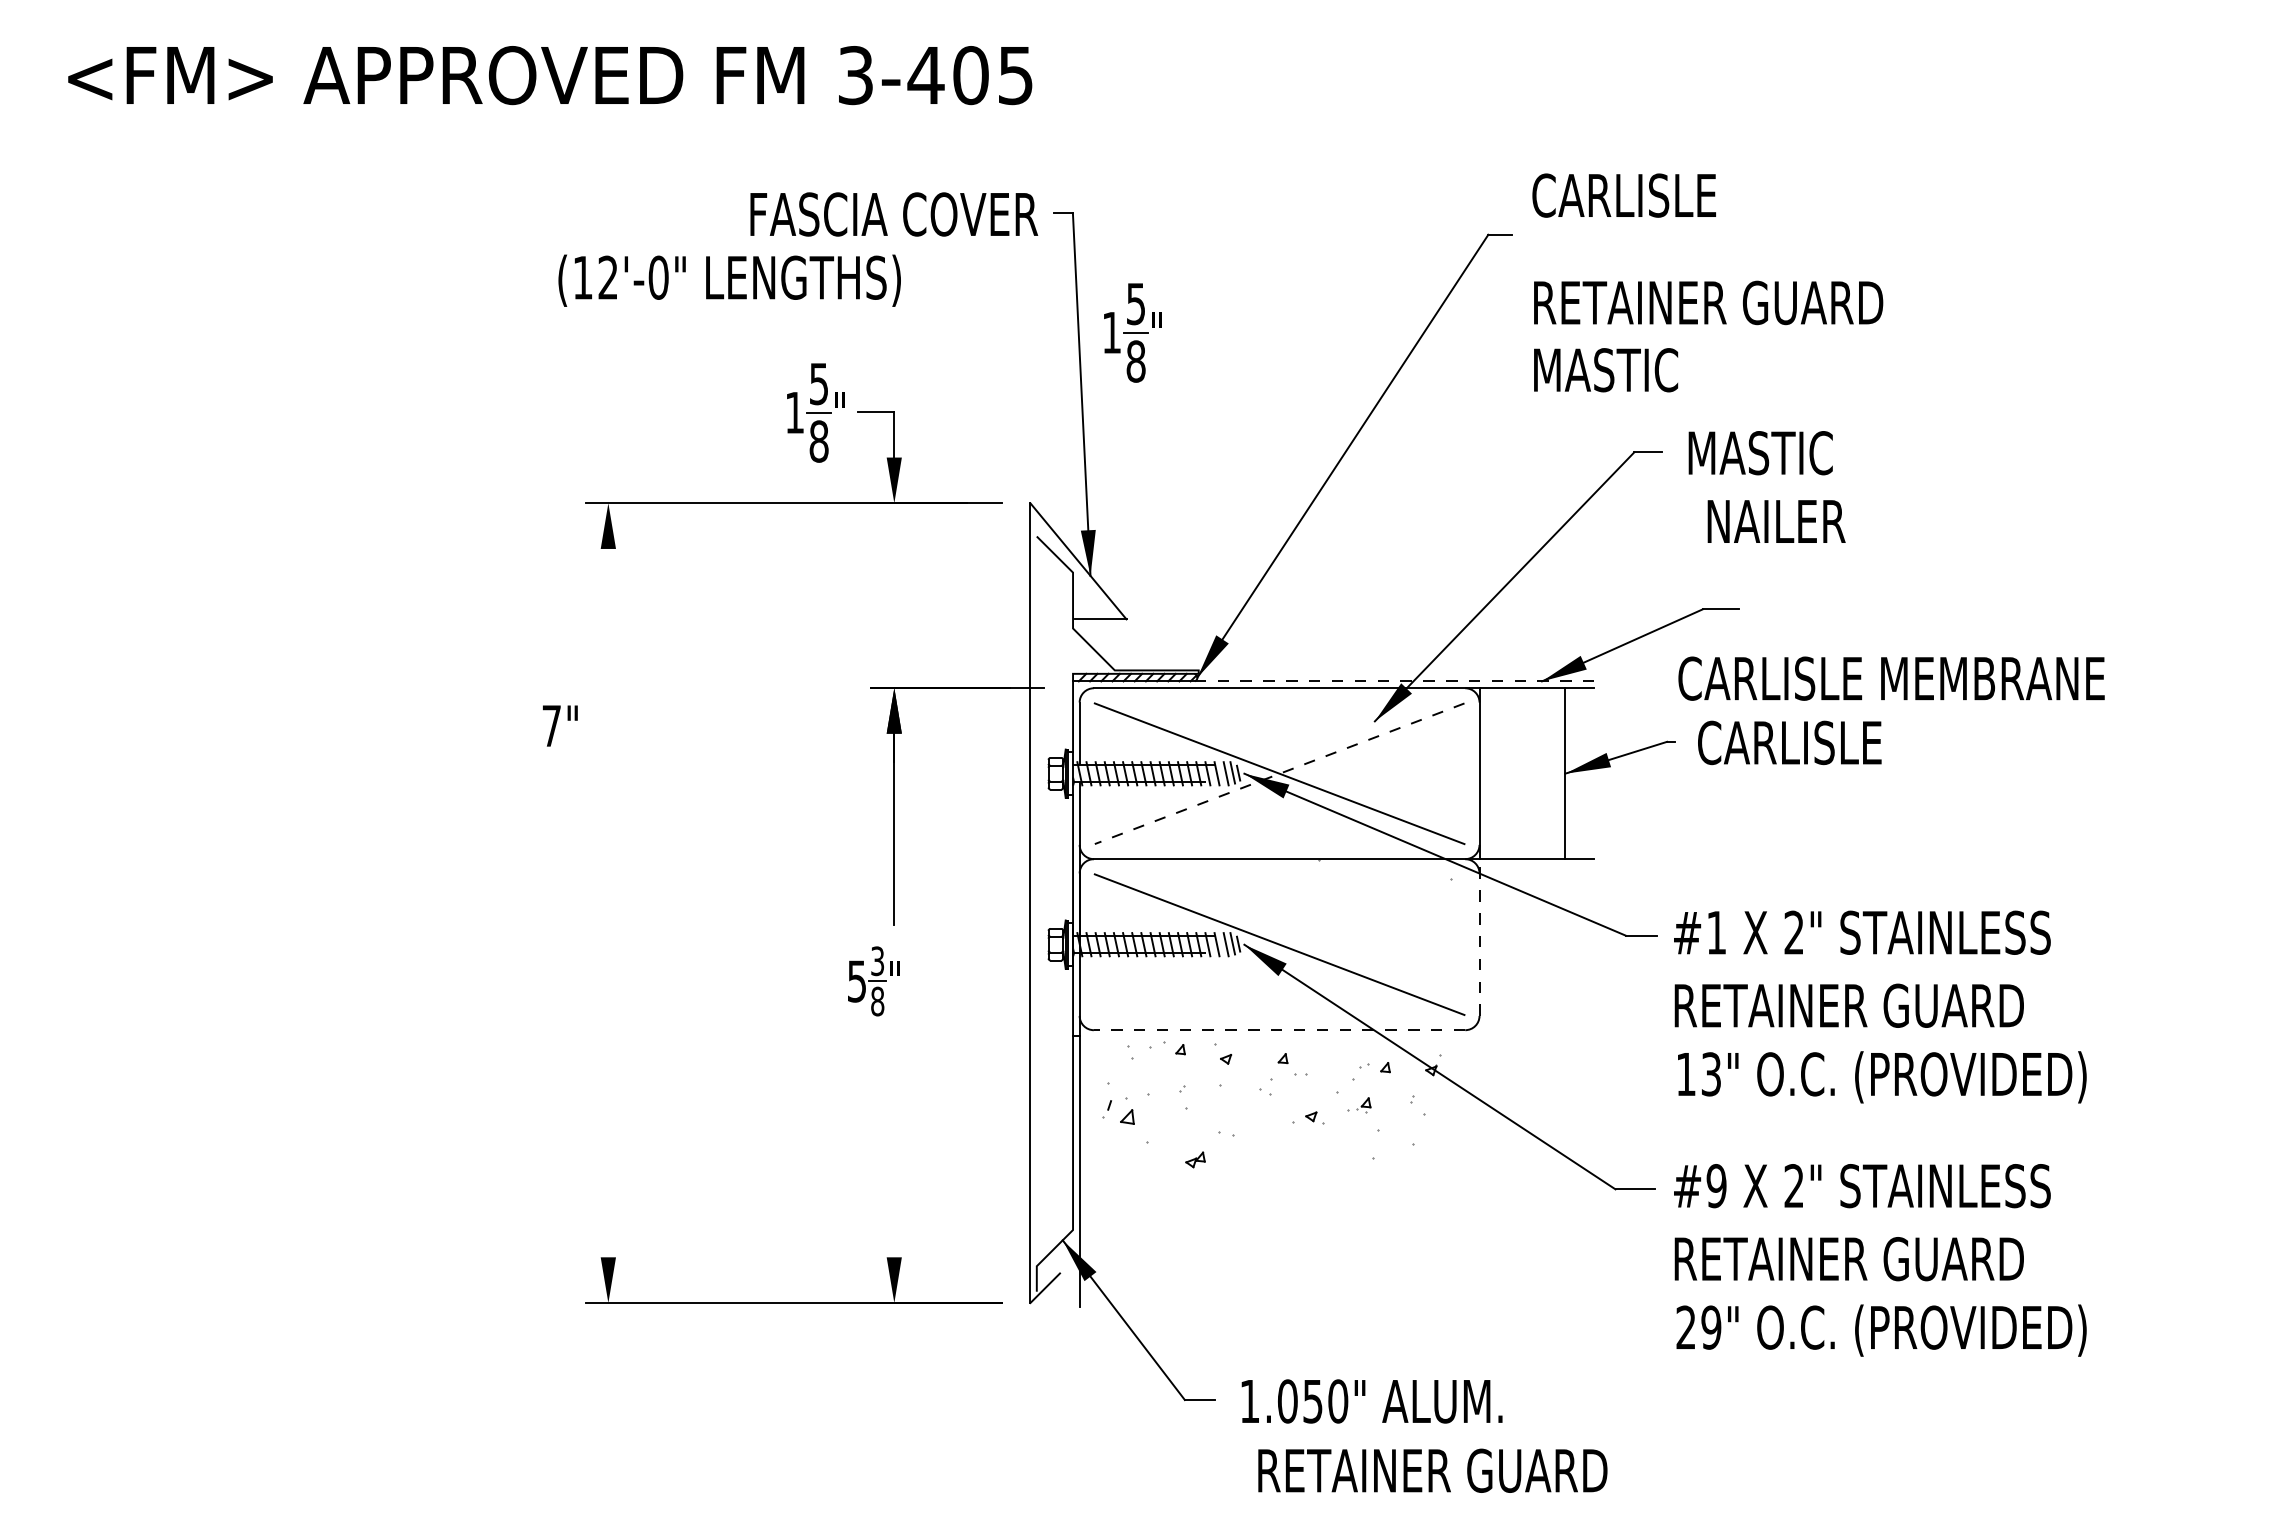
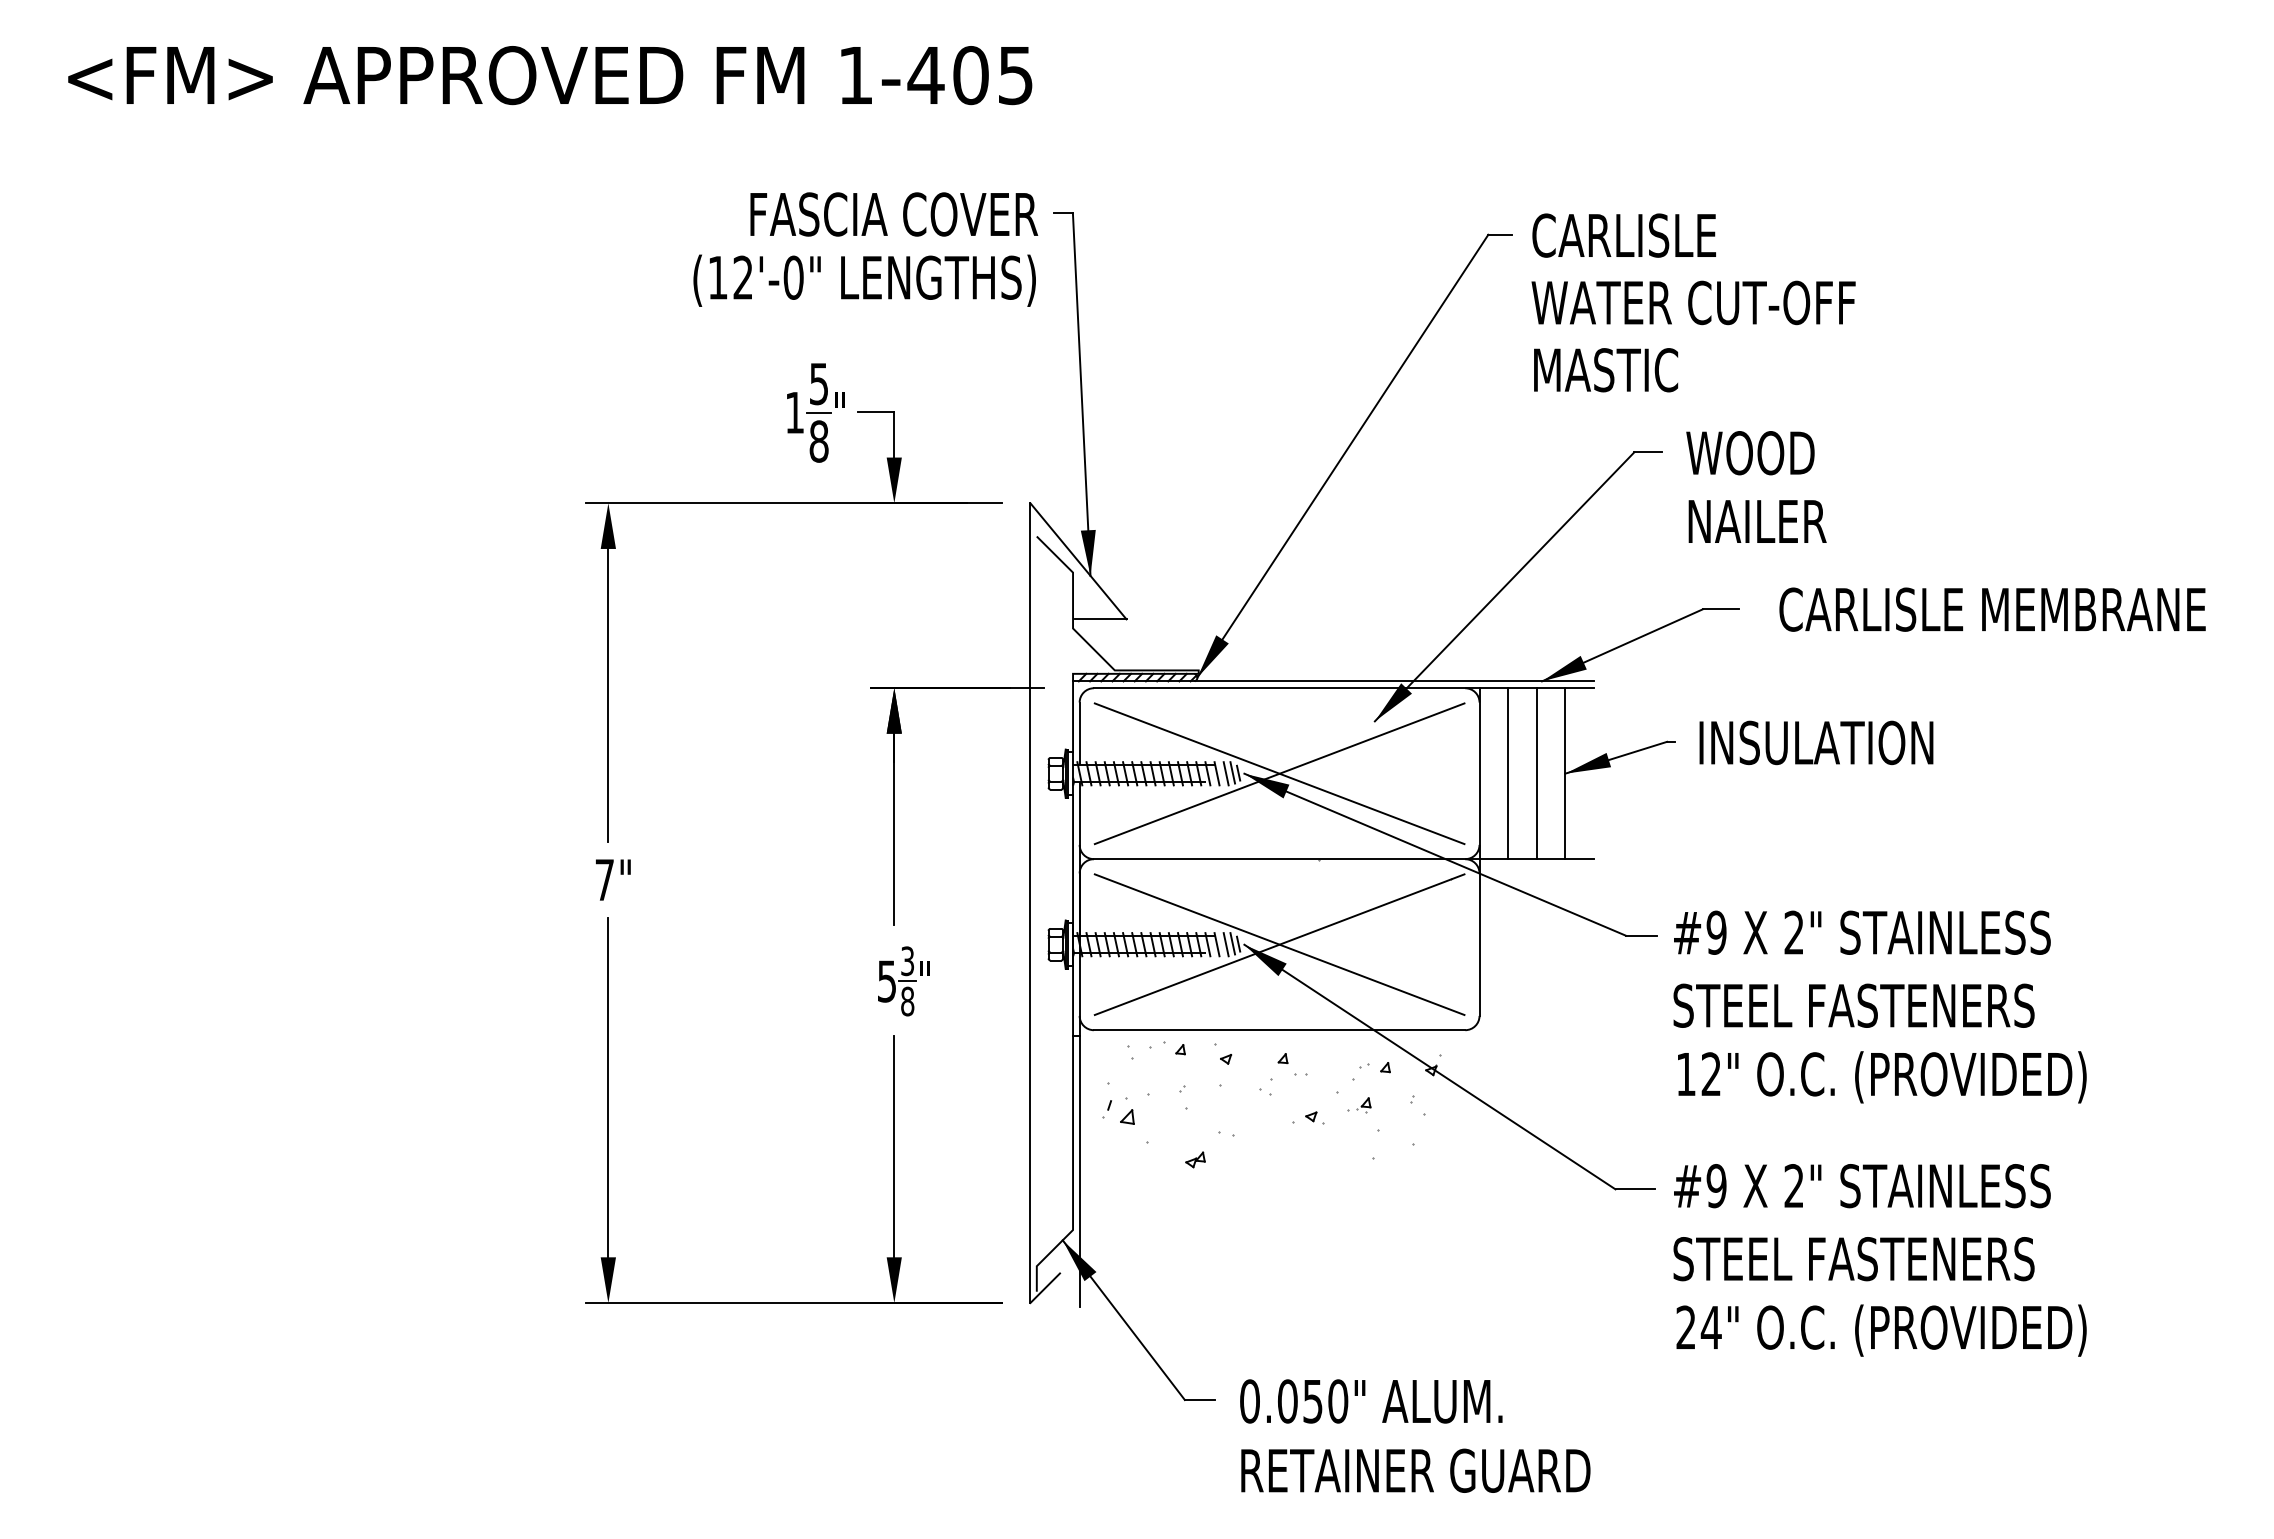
text: 3-405 -> 1-405 (855, 75)
text position: (1623, 195) -> (1623, 235) (1623, 235)
text position: (729, 280) -> (864, 280) (864, 280)
text: RETAINER GUARD -> WATER CUT-OFF (1707, 302)
part: present -> none (1132, 332)
text: MASTIC -> WOOD (1759, 453)
text position: (1776, 521) -> (1757, 521) (1757, 521)
text position: (1891, 678) -> (1992, 609) (1992, 609)
line: dashed -> solid (1394, 681)
line: none -> present (608, 694)
text position: (560, 725) -> (613, 879) (613, 879)
text: CARLISLE -> INSULATION (1815, 742)
line: dashed -> solid (1279, 773)
line: none -> present (1508, 773)
line: none -> present (1536, 773)
text: #1 -> #9 (1716, 932)
line: dashed -> solid (1479, 937)
line: none -> present (1279, 944)
part position: (873, 981) -> (903, 981) (903, 981)
text: RETAINER GUARD -> STEEL FASTENERS (1853, 1005)
line: dashed -> solid (1279, 1030)
text: 13" -> 12" (1710, 1074)
line: none -> present (608, 1087)
line: none -> present (894, 1146)
text: RETAINER GUARD -> STEEL FASTENERS (1853, 1259)
text: 29" -> 24" (1710, 1327)
text: 1.050" -> 0.050" (1249, 1401)
text position: (1432, 1470) -> (1415, 1470) (1415, 1470)
